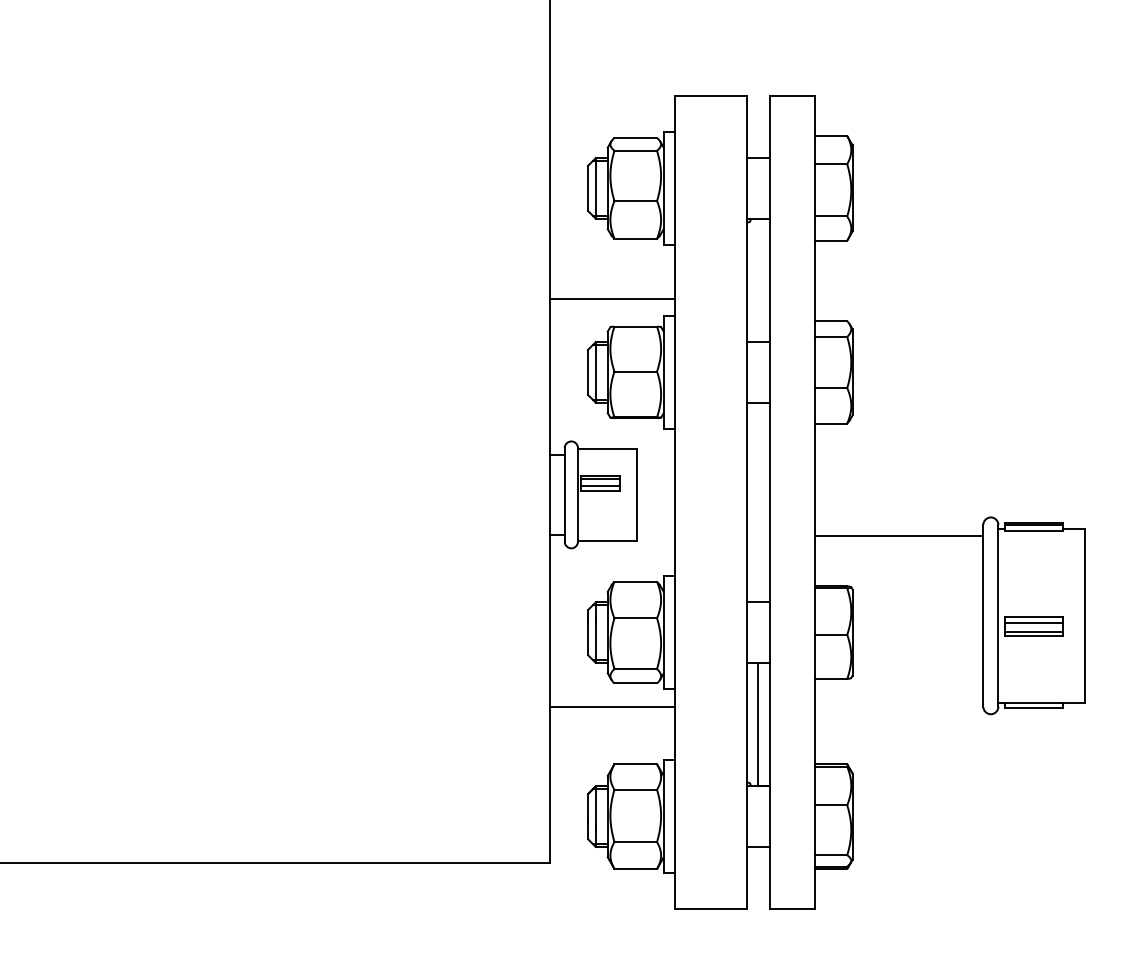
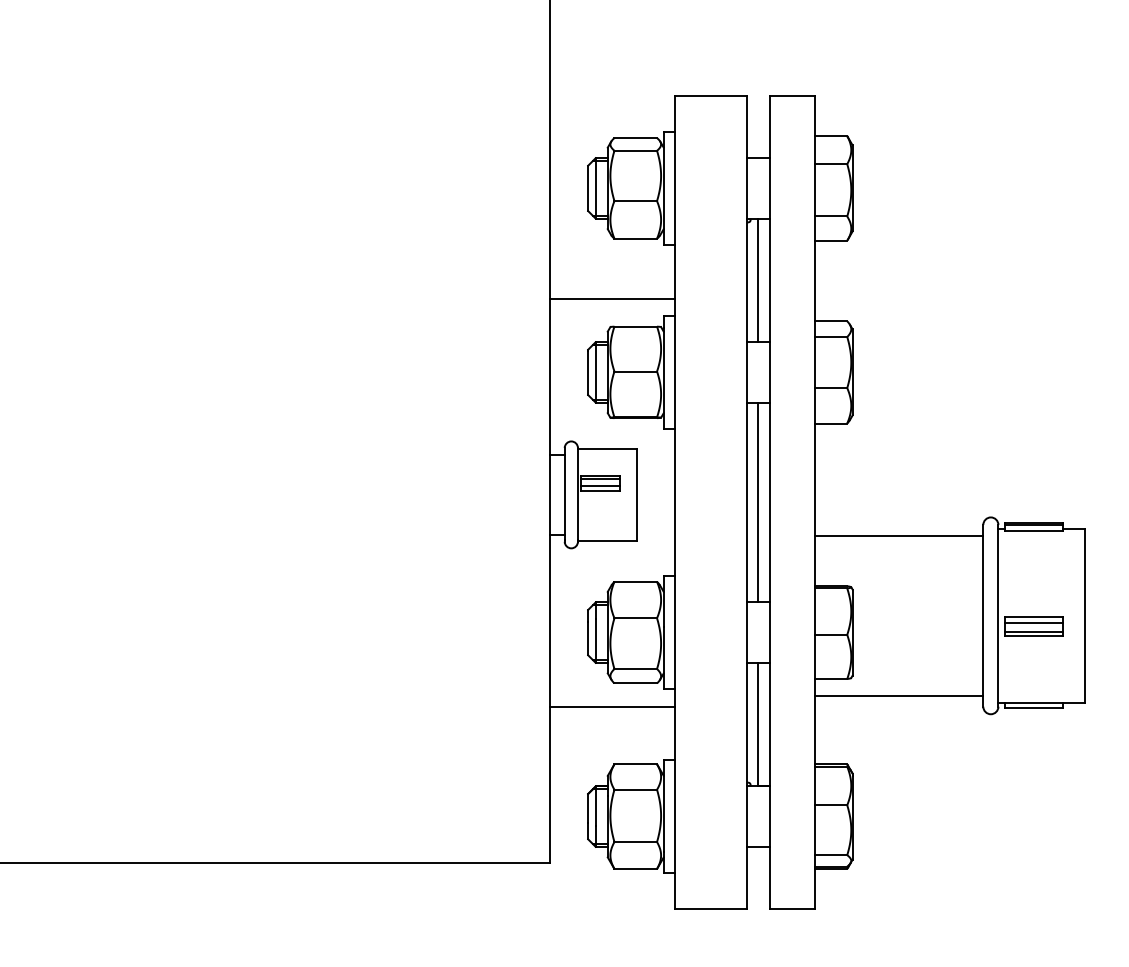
line: none -> present (758, 280)
line: none -> present (758, 502)
line: none -> present (898, 695)
